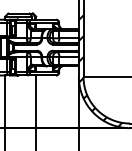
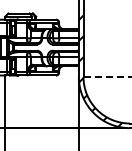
line: solid -> dashed (107, 77)
line: present -> none (36, 111)
